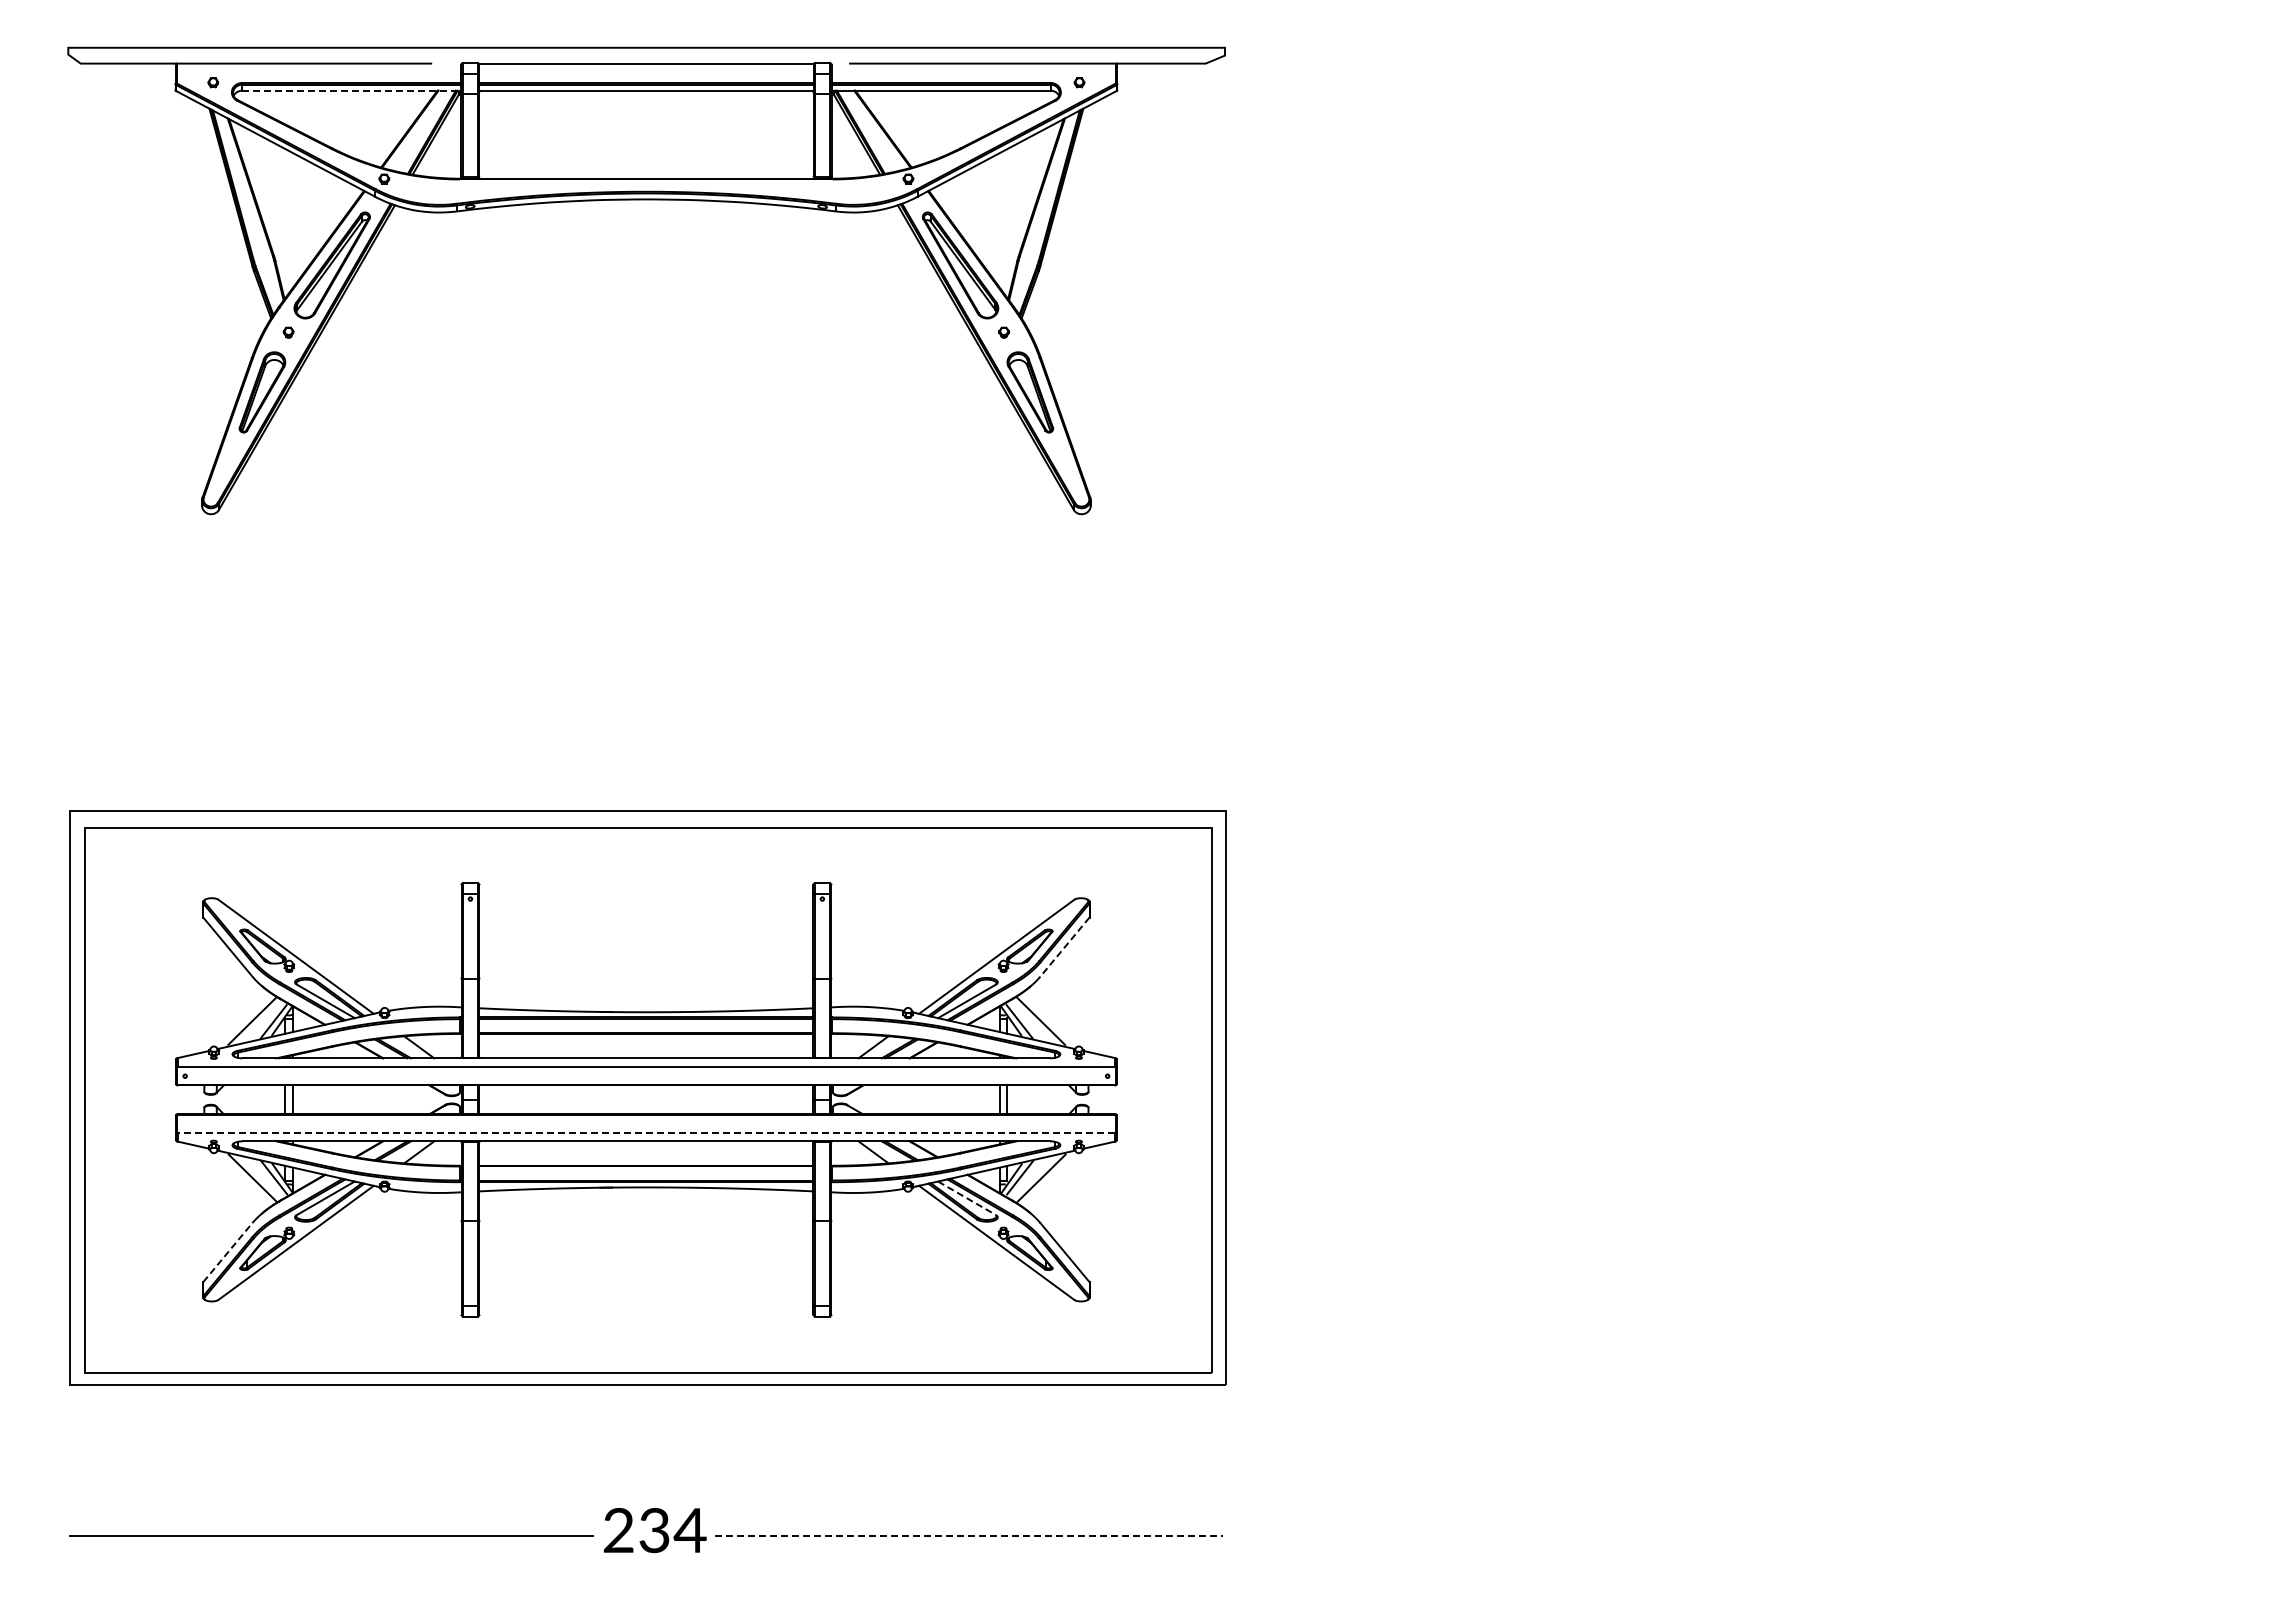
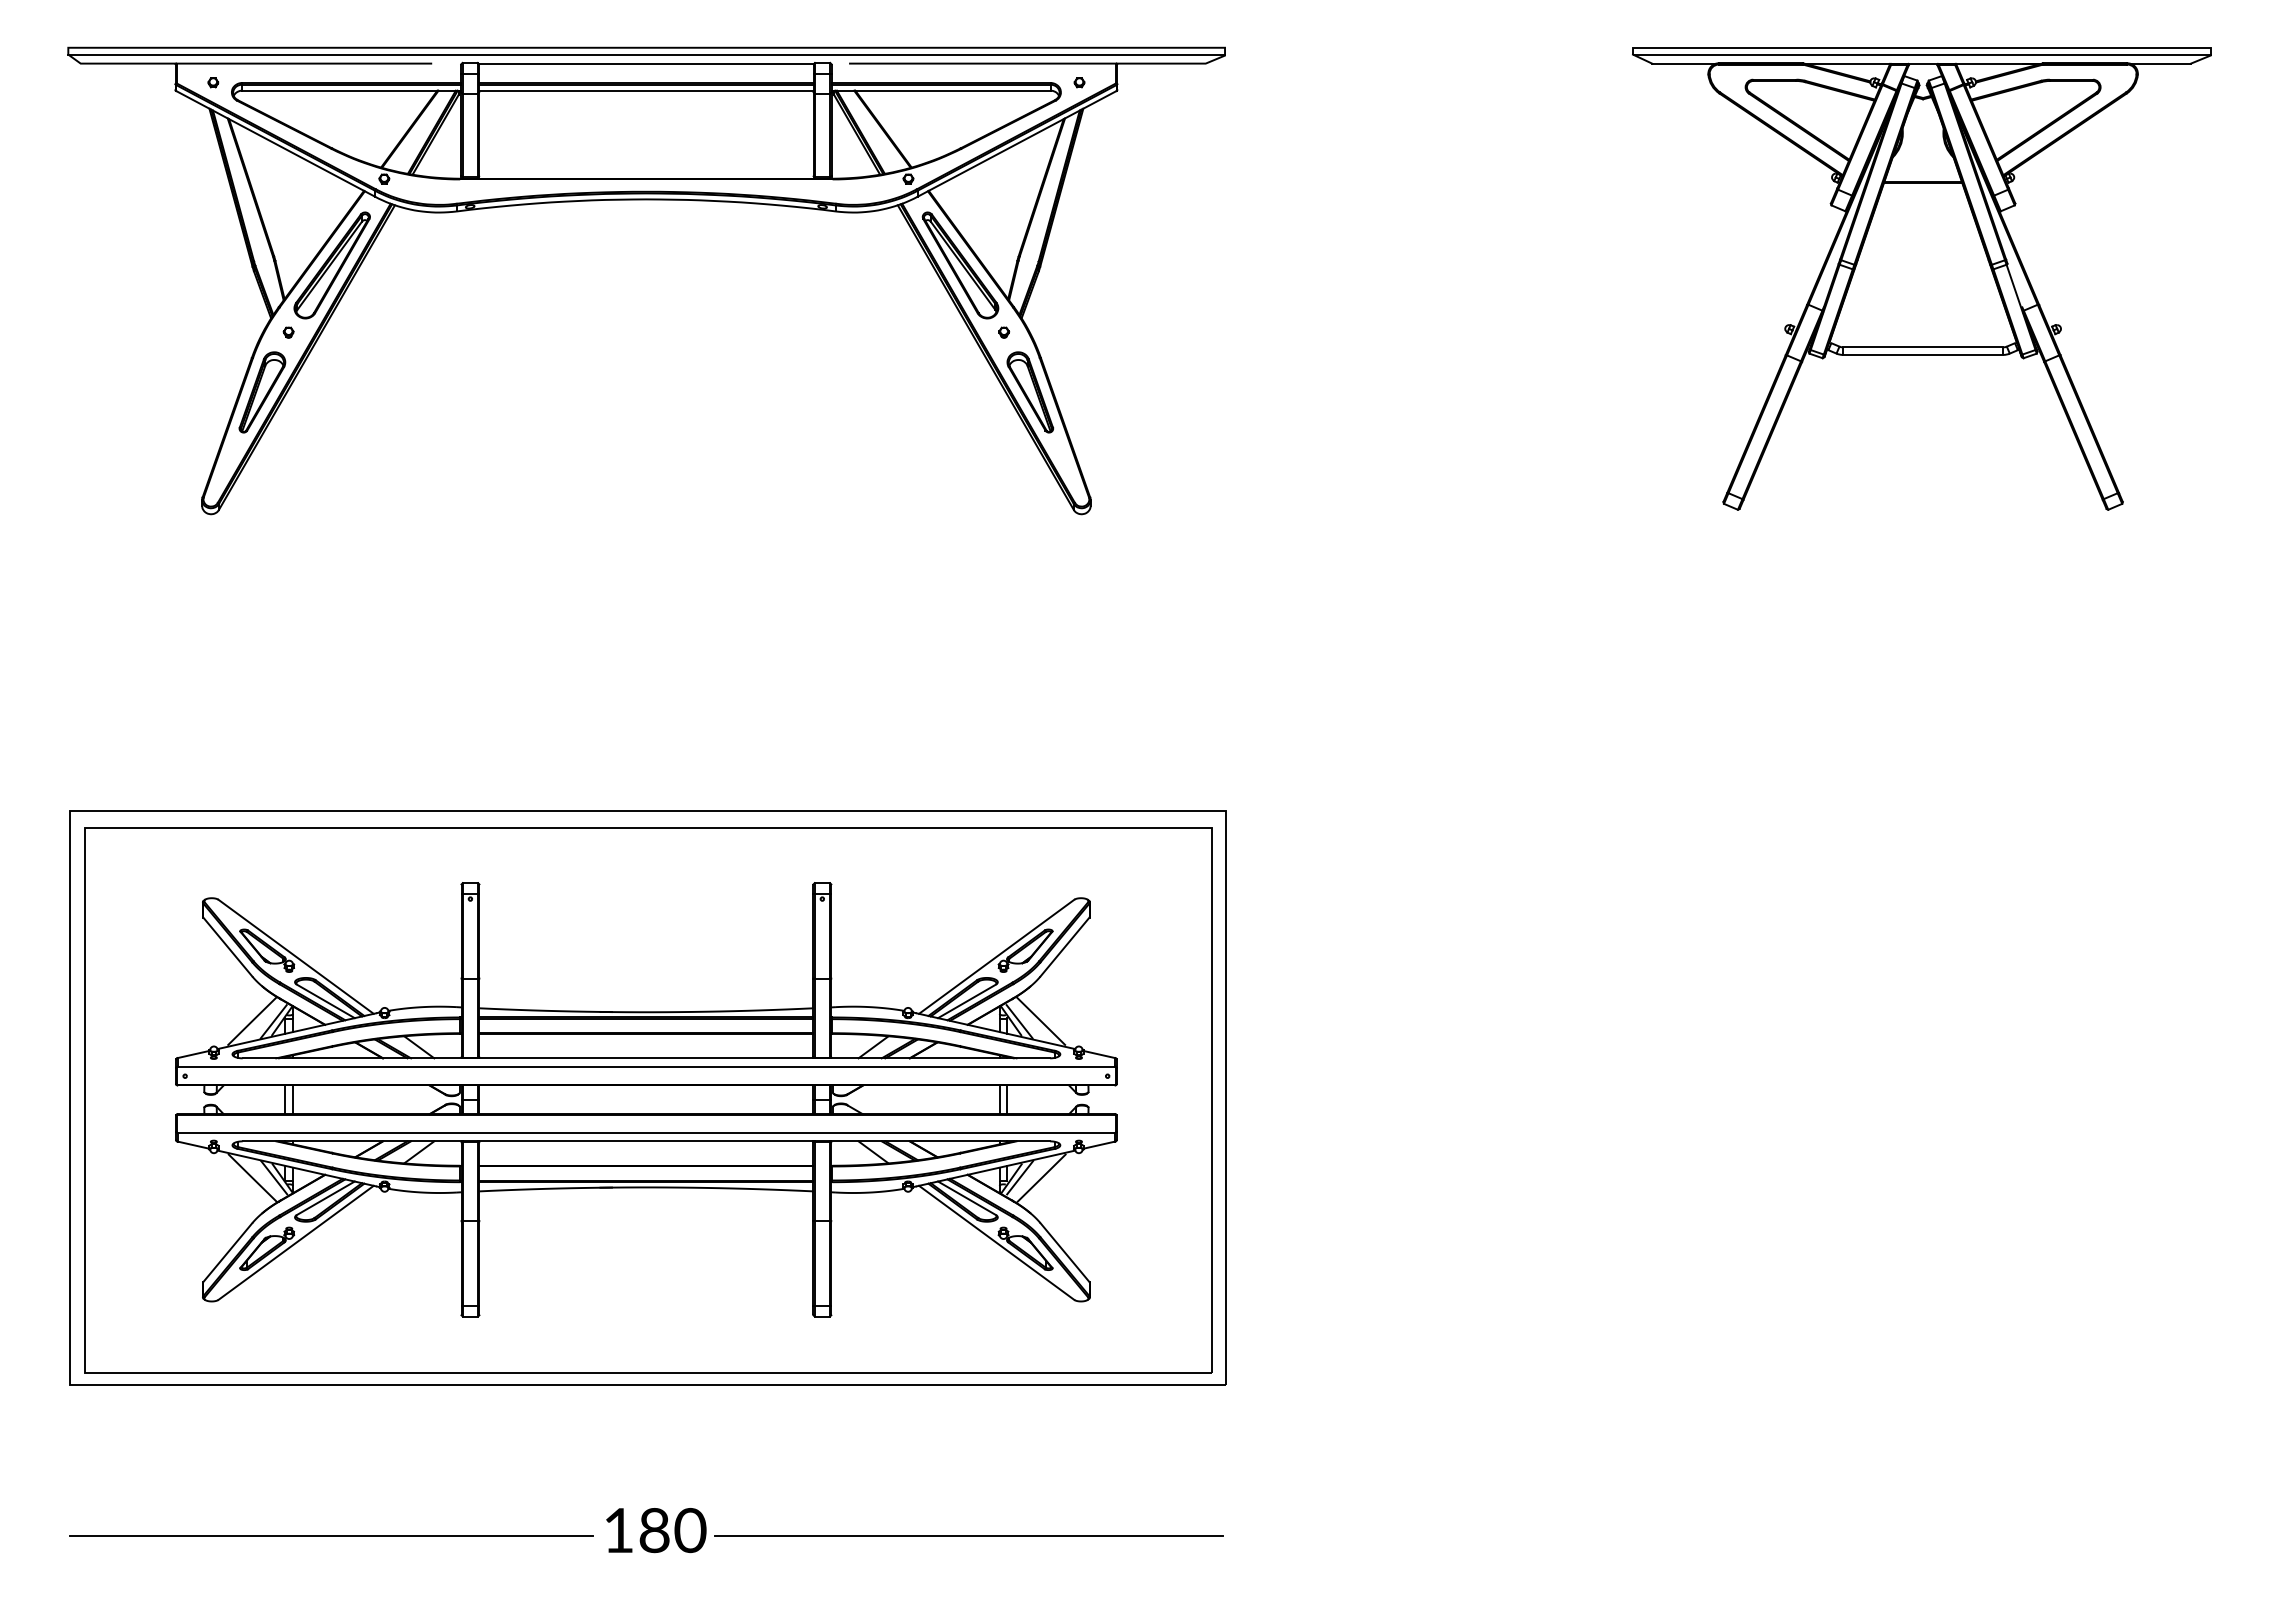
line: none -> present (646, 54)
line: dashed -> solid (351, 90)
part: none -> present (1921, 278)
line: dashed -> solid (1064, 947)
line: dashed -> solid (646, 1133)
line: dashed -> solid (967, 1198)
line: dashed -> solid (228, 1252)
text: 234 -> 180 (654, 1530)
line: dashed -> solid (968, 1535)
